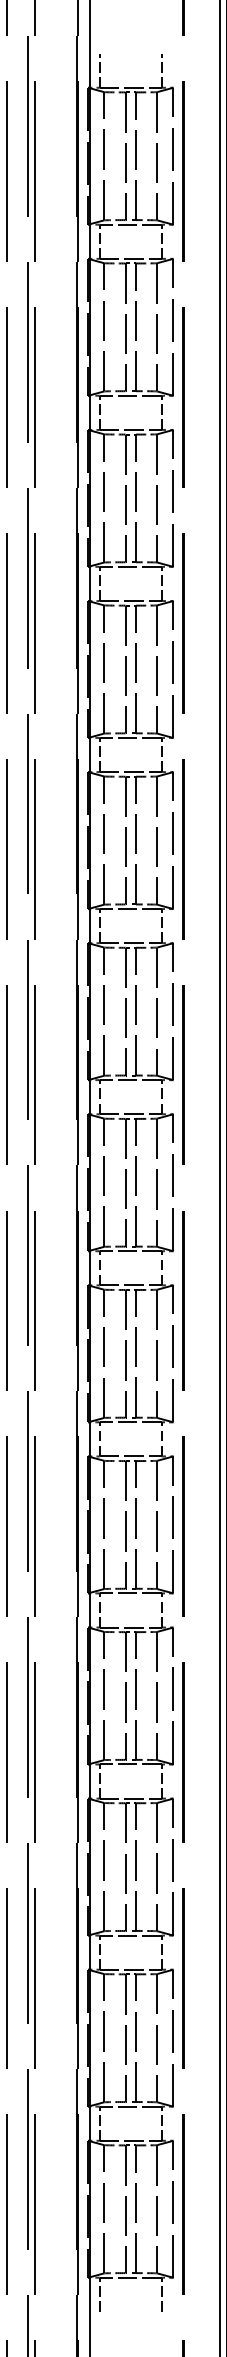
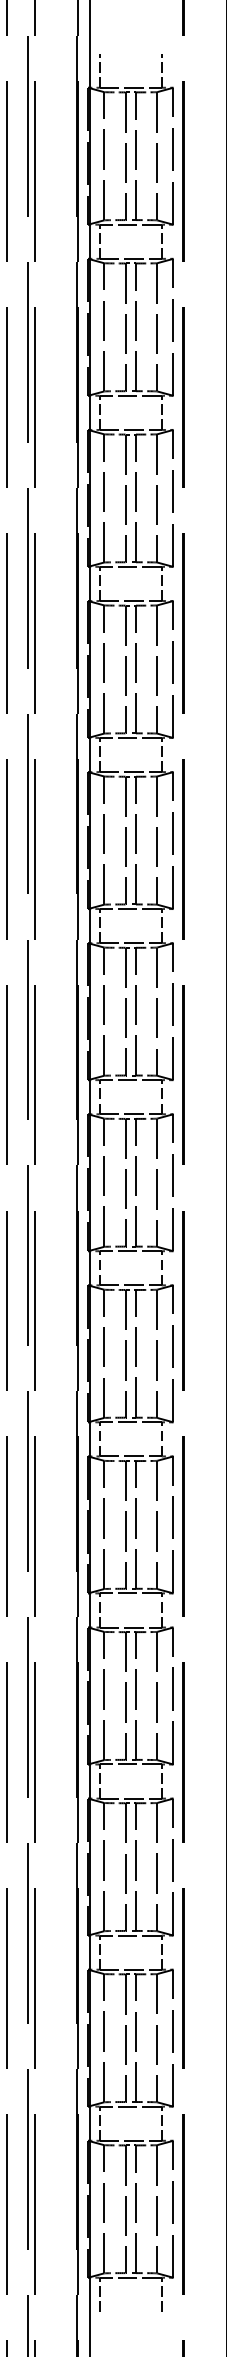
line: present -> none (220, 1177)
